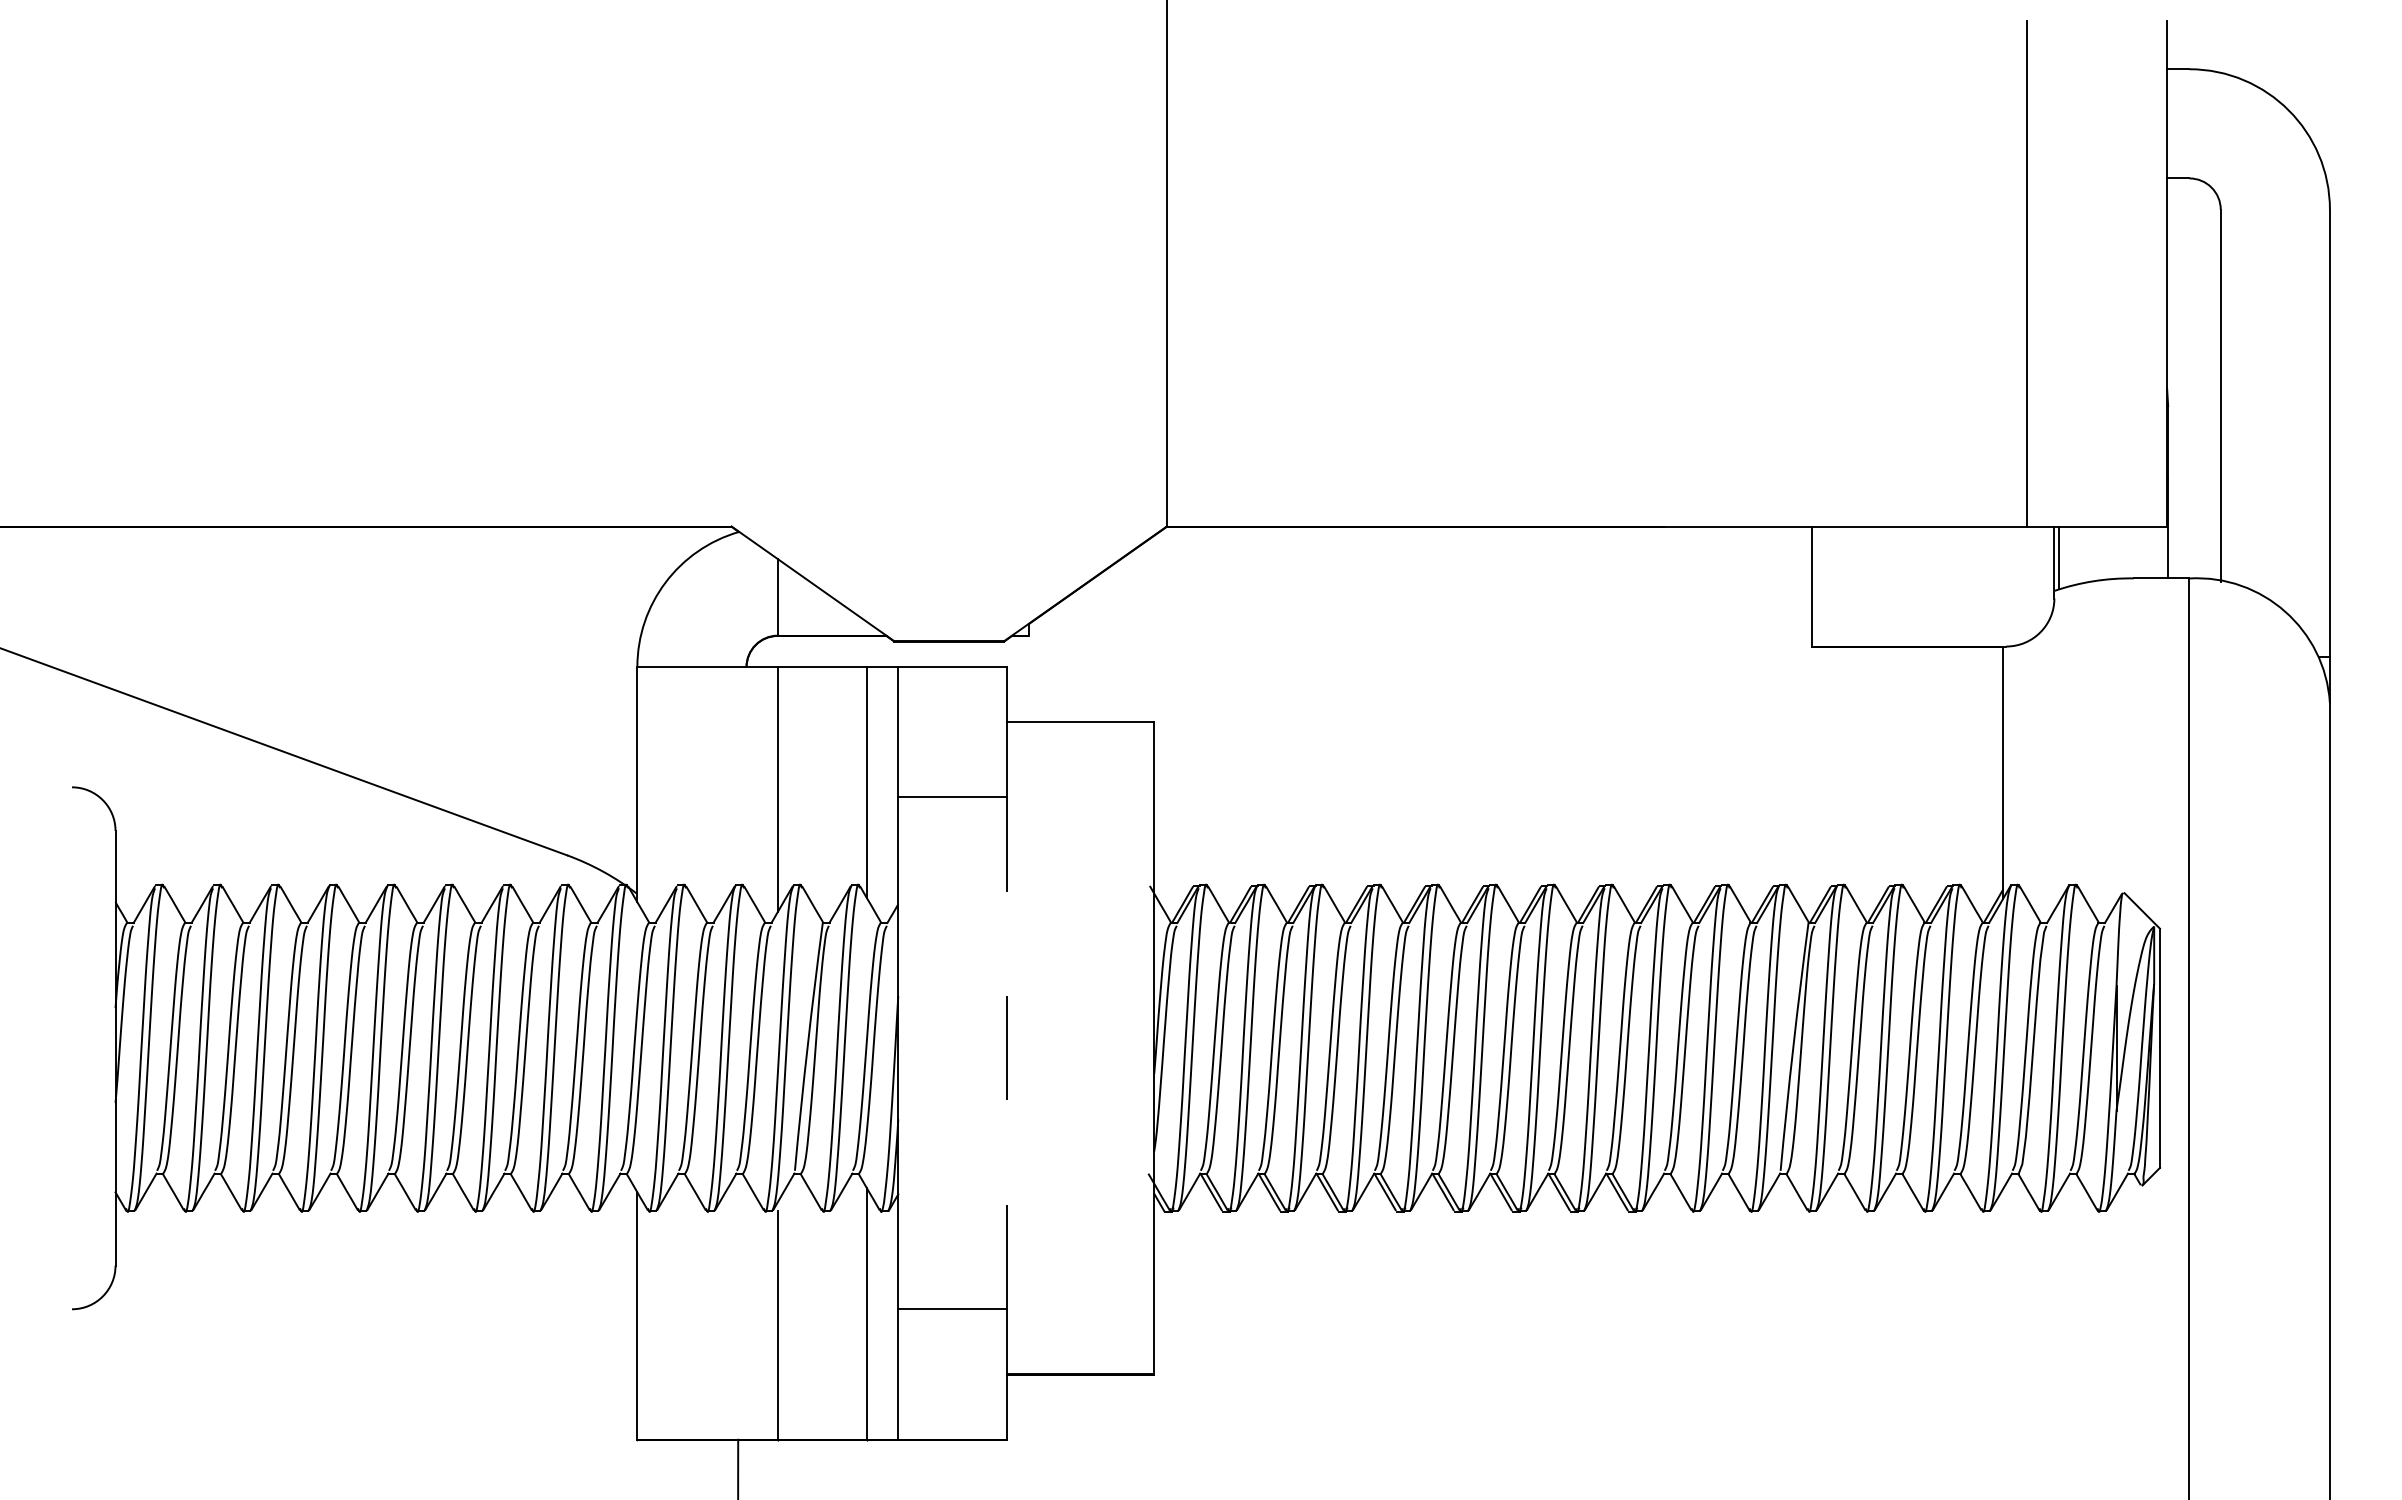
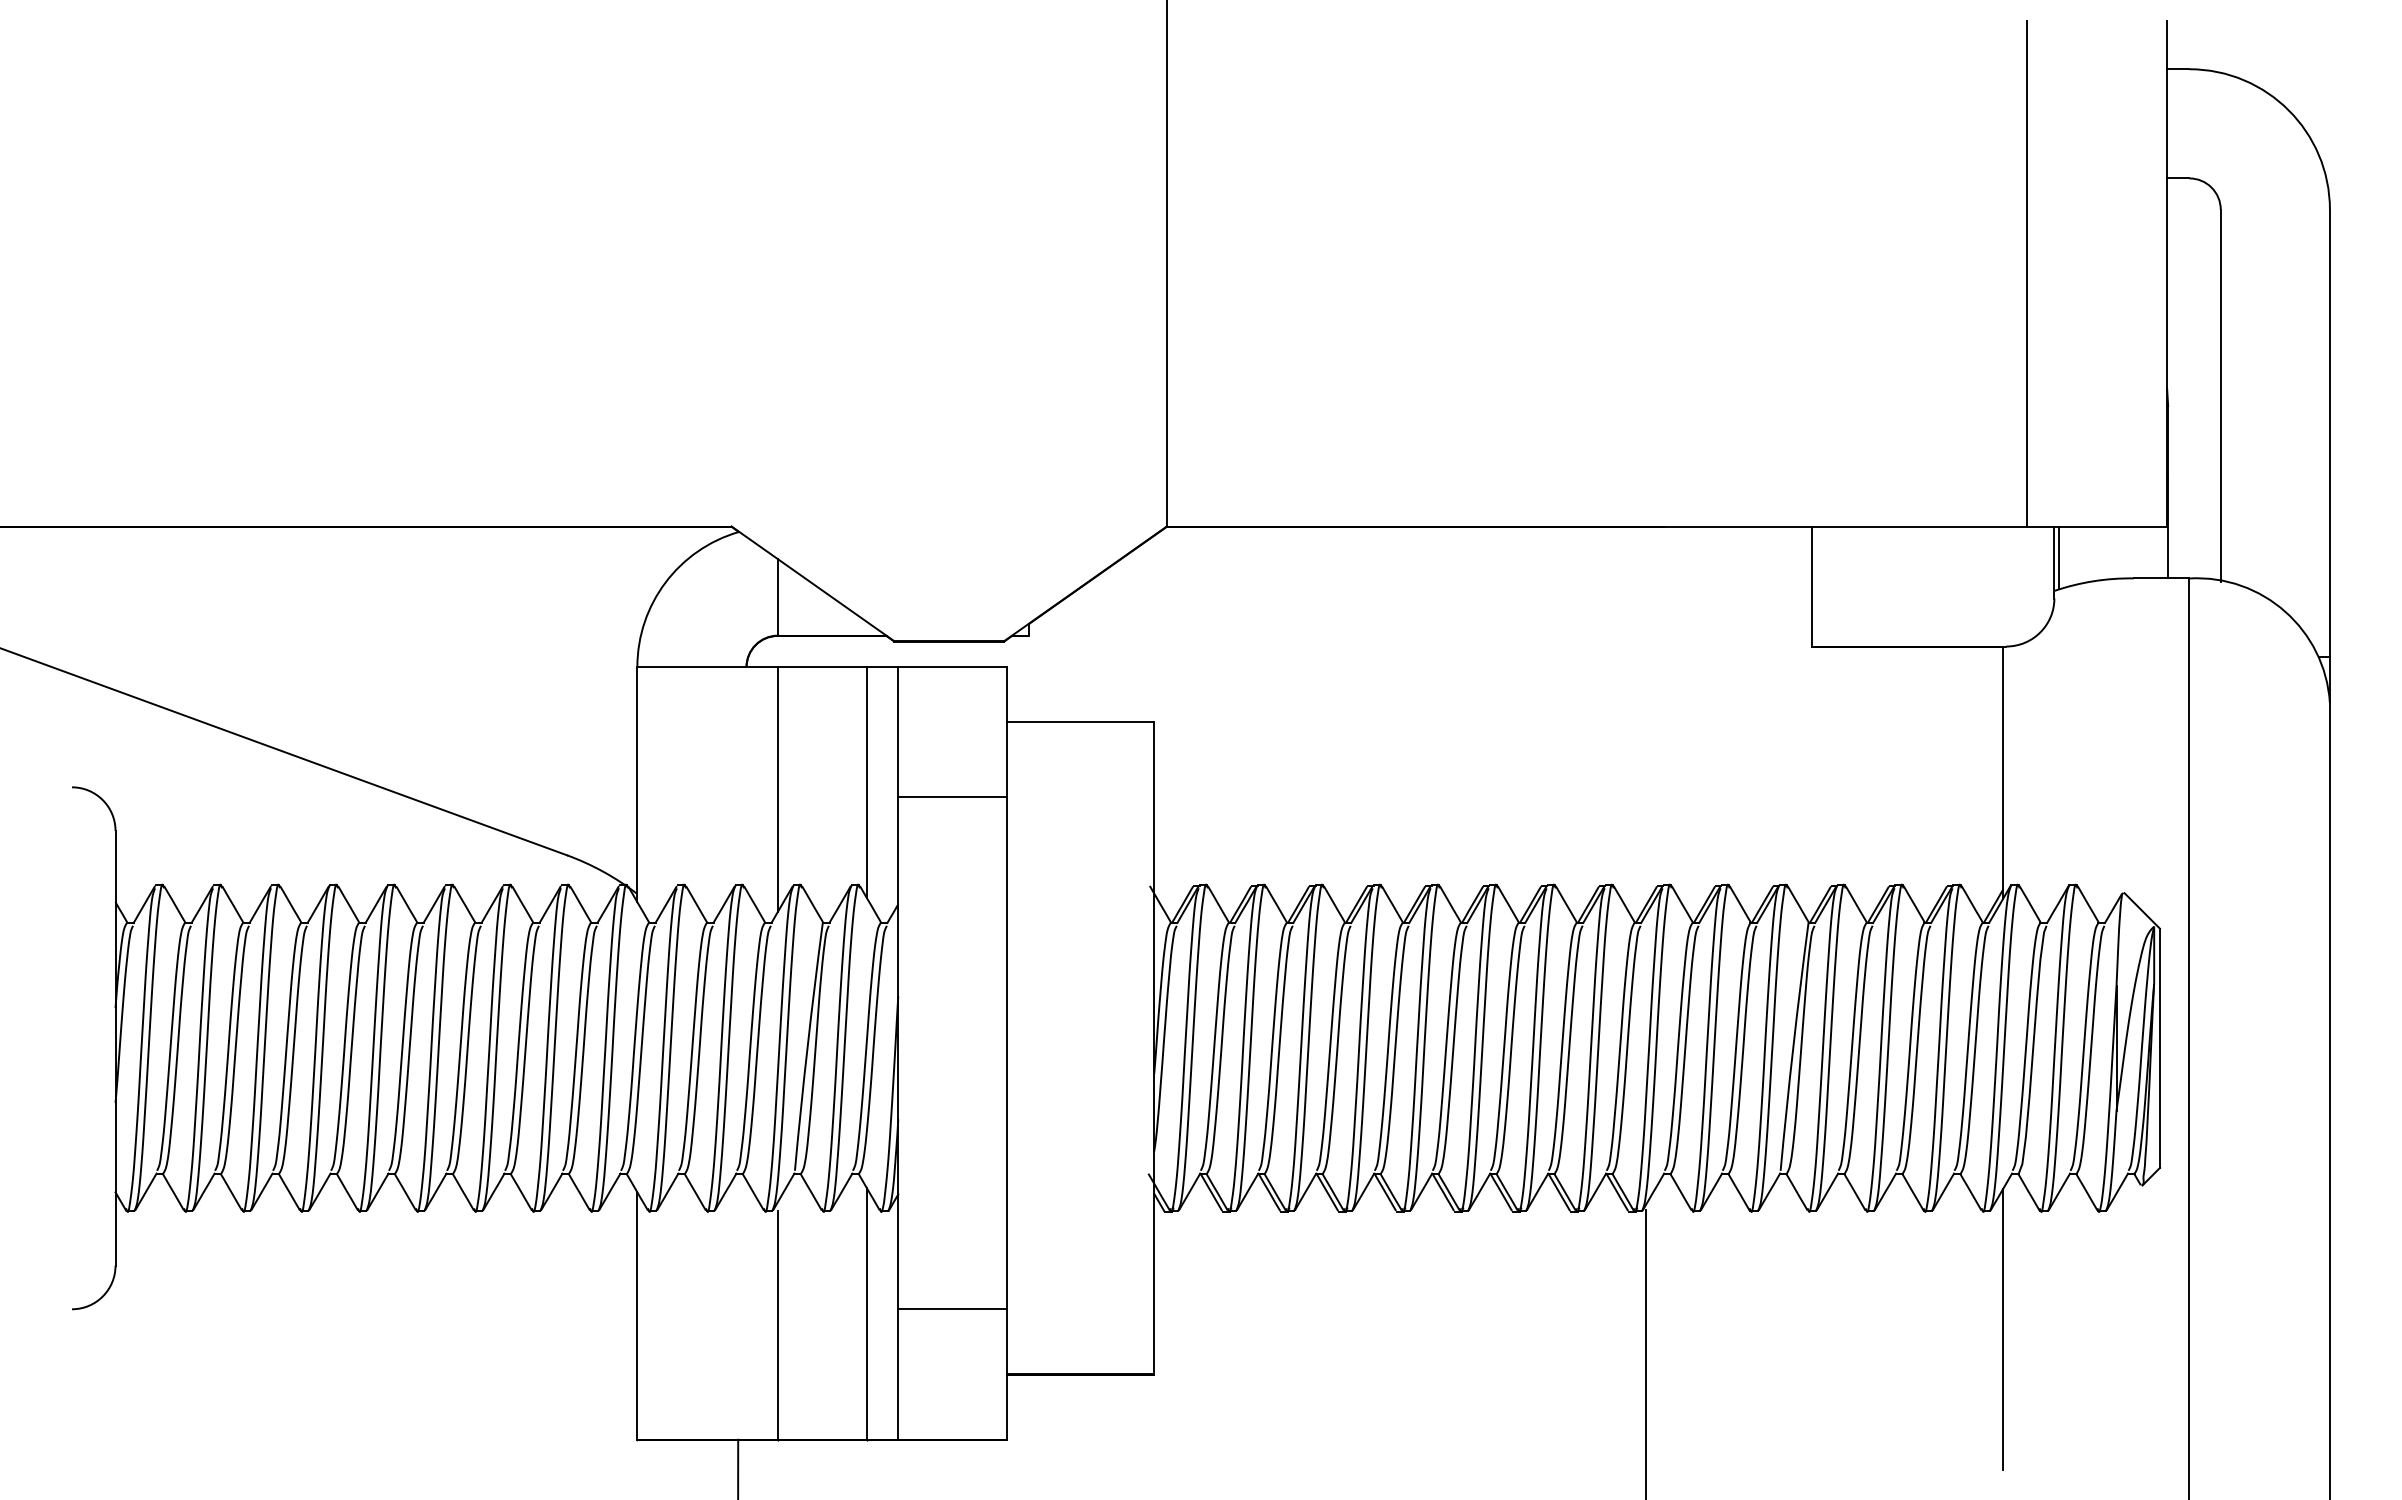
line: dashed -> solid (1007, 1053)
line: none -> present (2003, 1328)
line: none -> present (1646, 1353)
